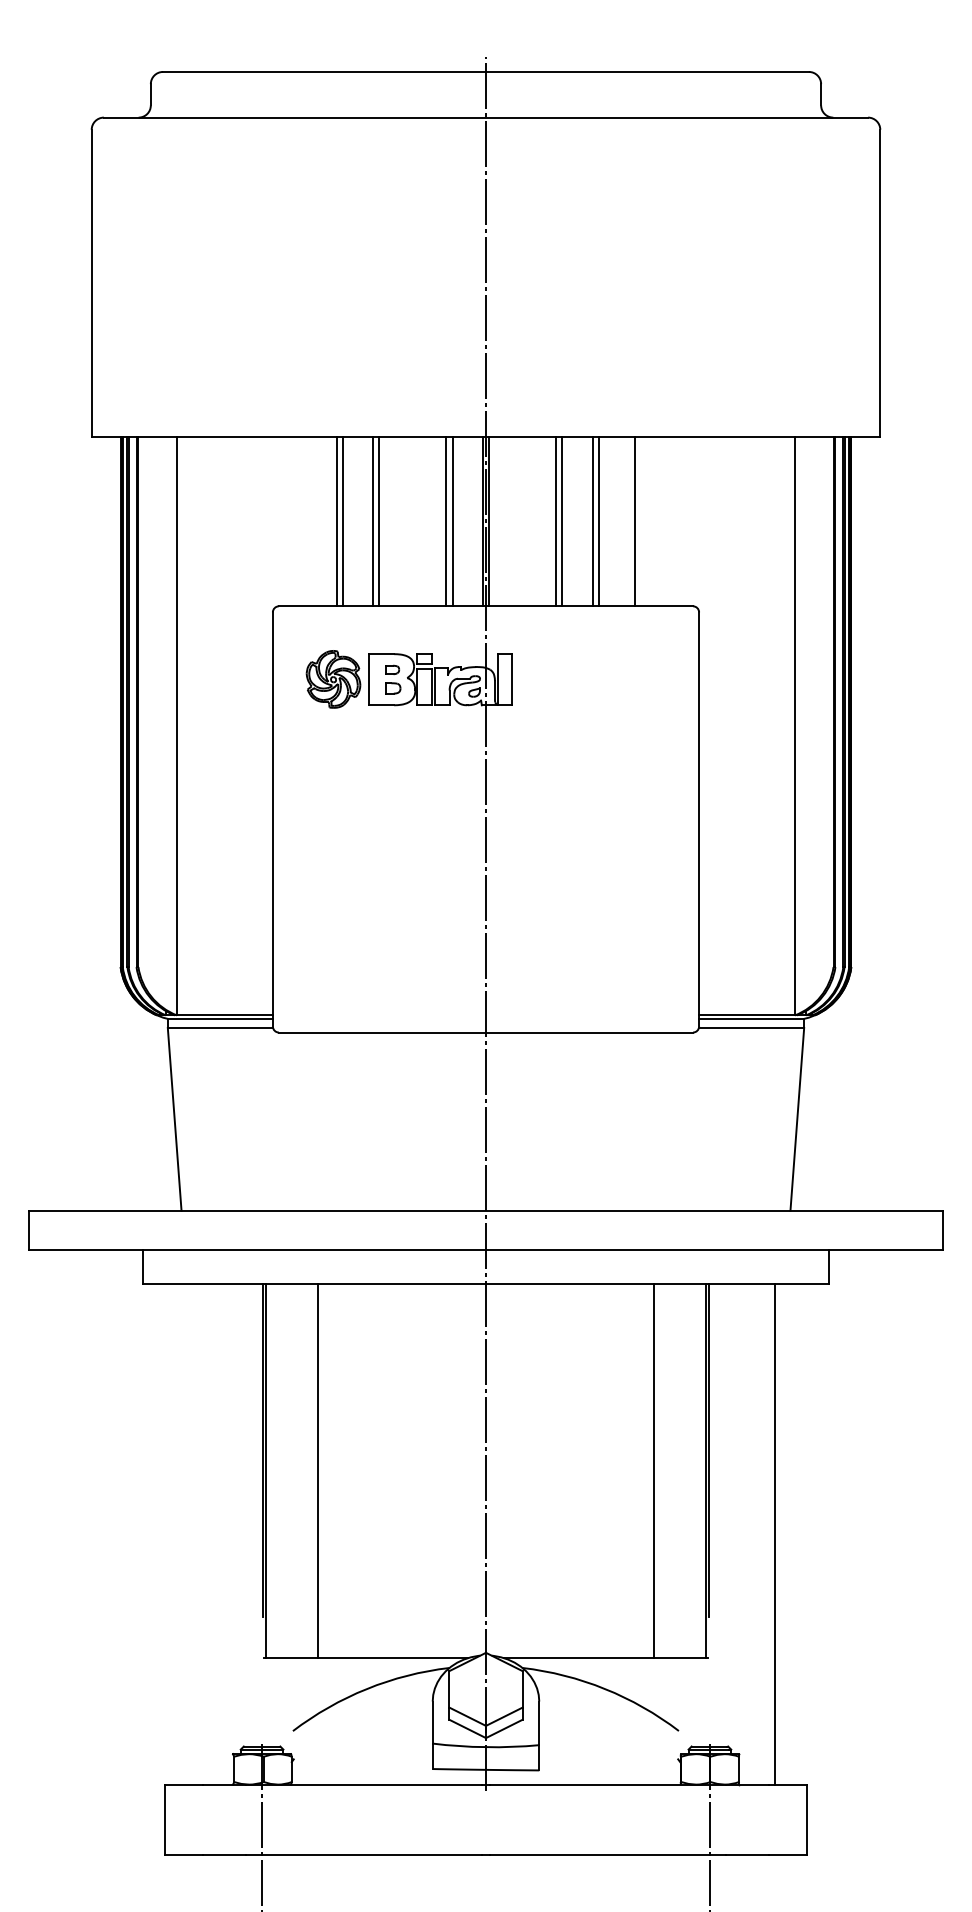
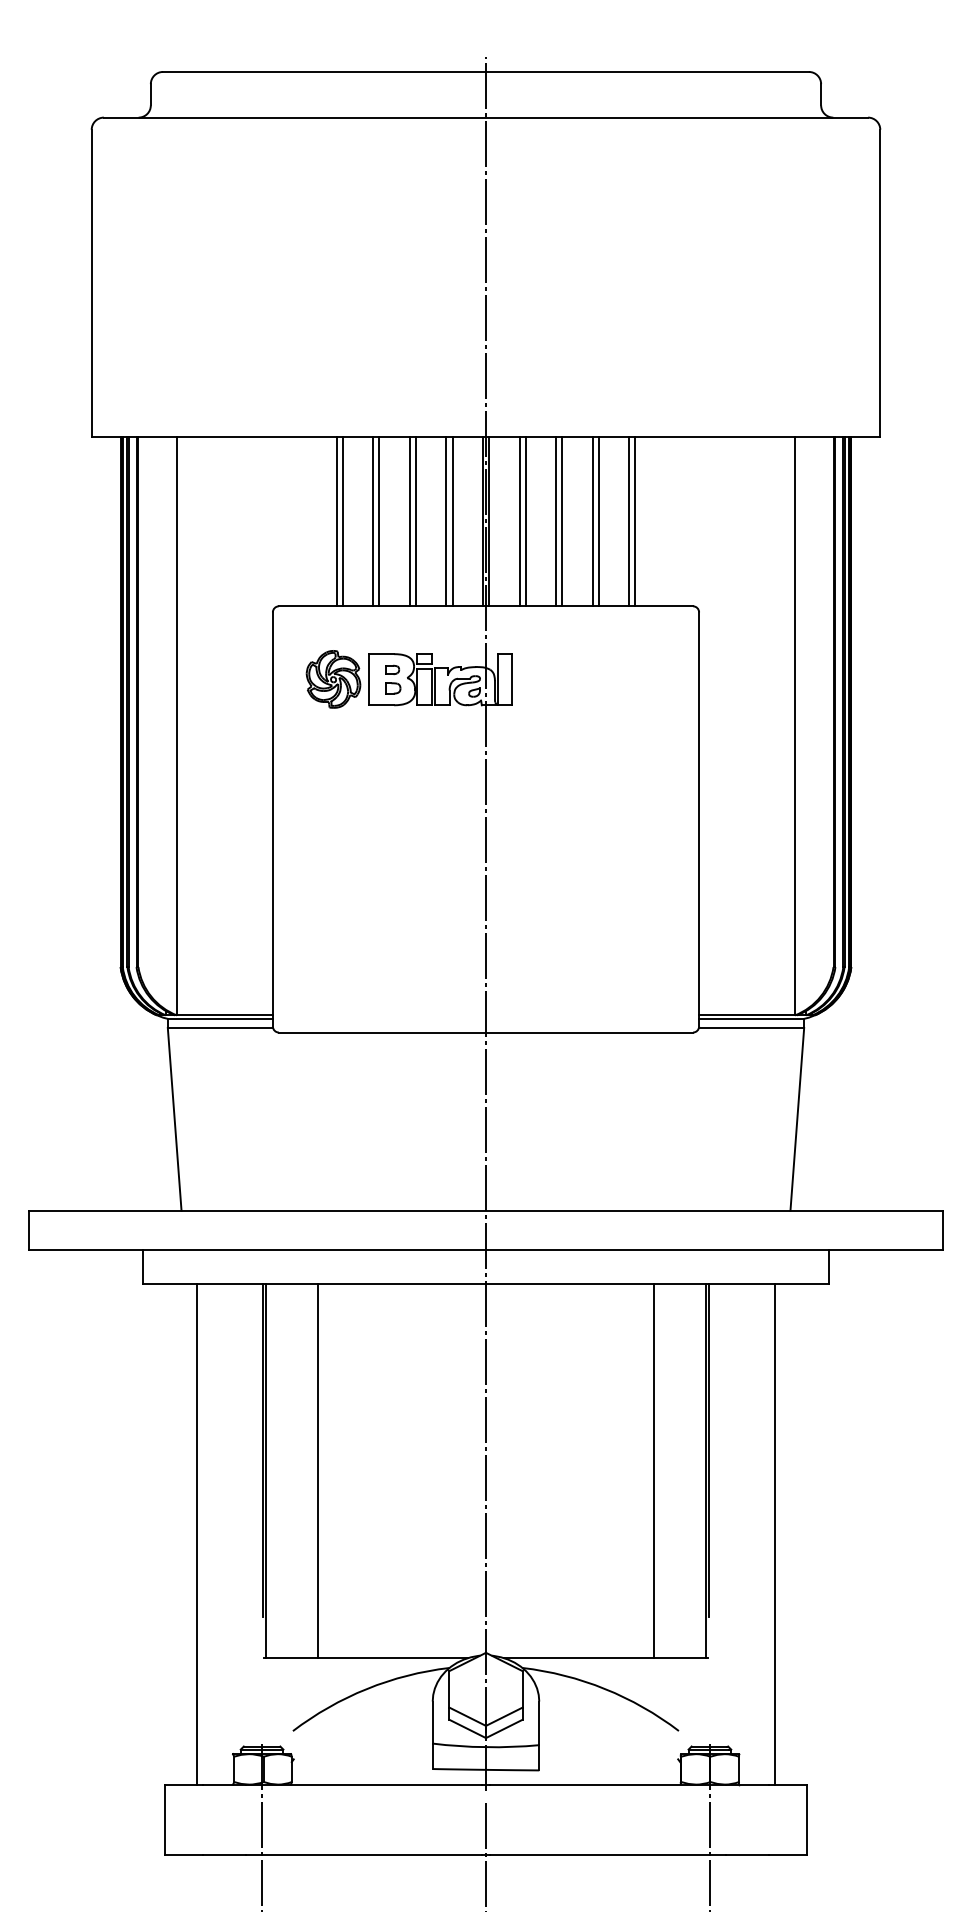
line: none -> present (409, 521)
line: none -> present (415, 521)
line: none -> present (519, 521)
line: none -> present (525, 521)
line: none -> present (629, 521)
line: none -> present (196, 1533)
line: none -> present (486, 1855)
